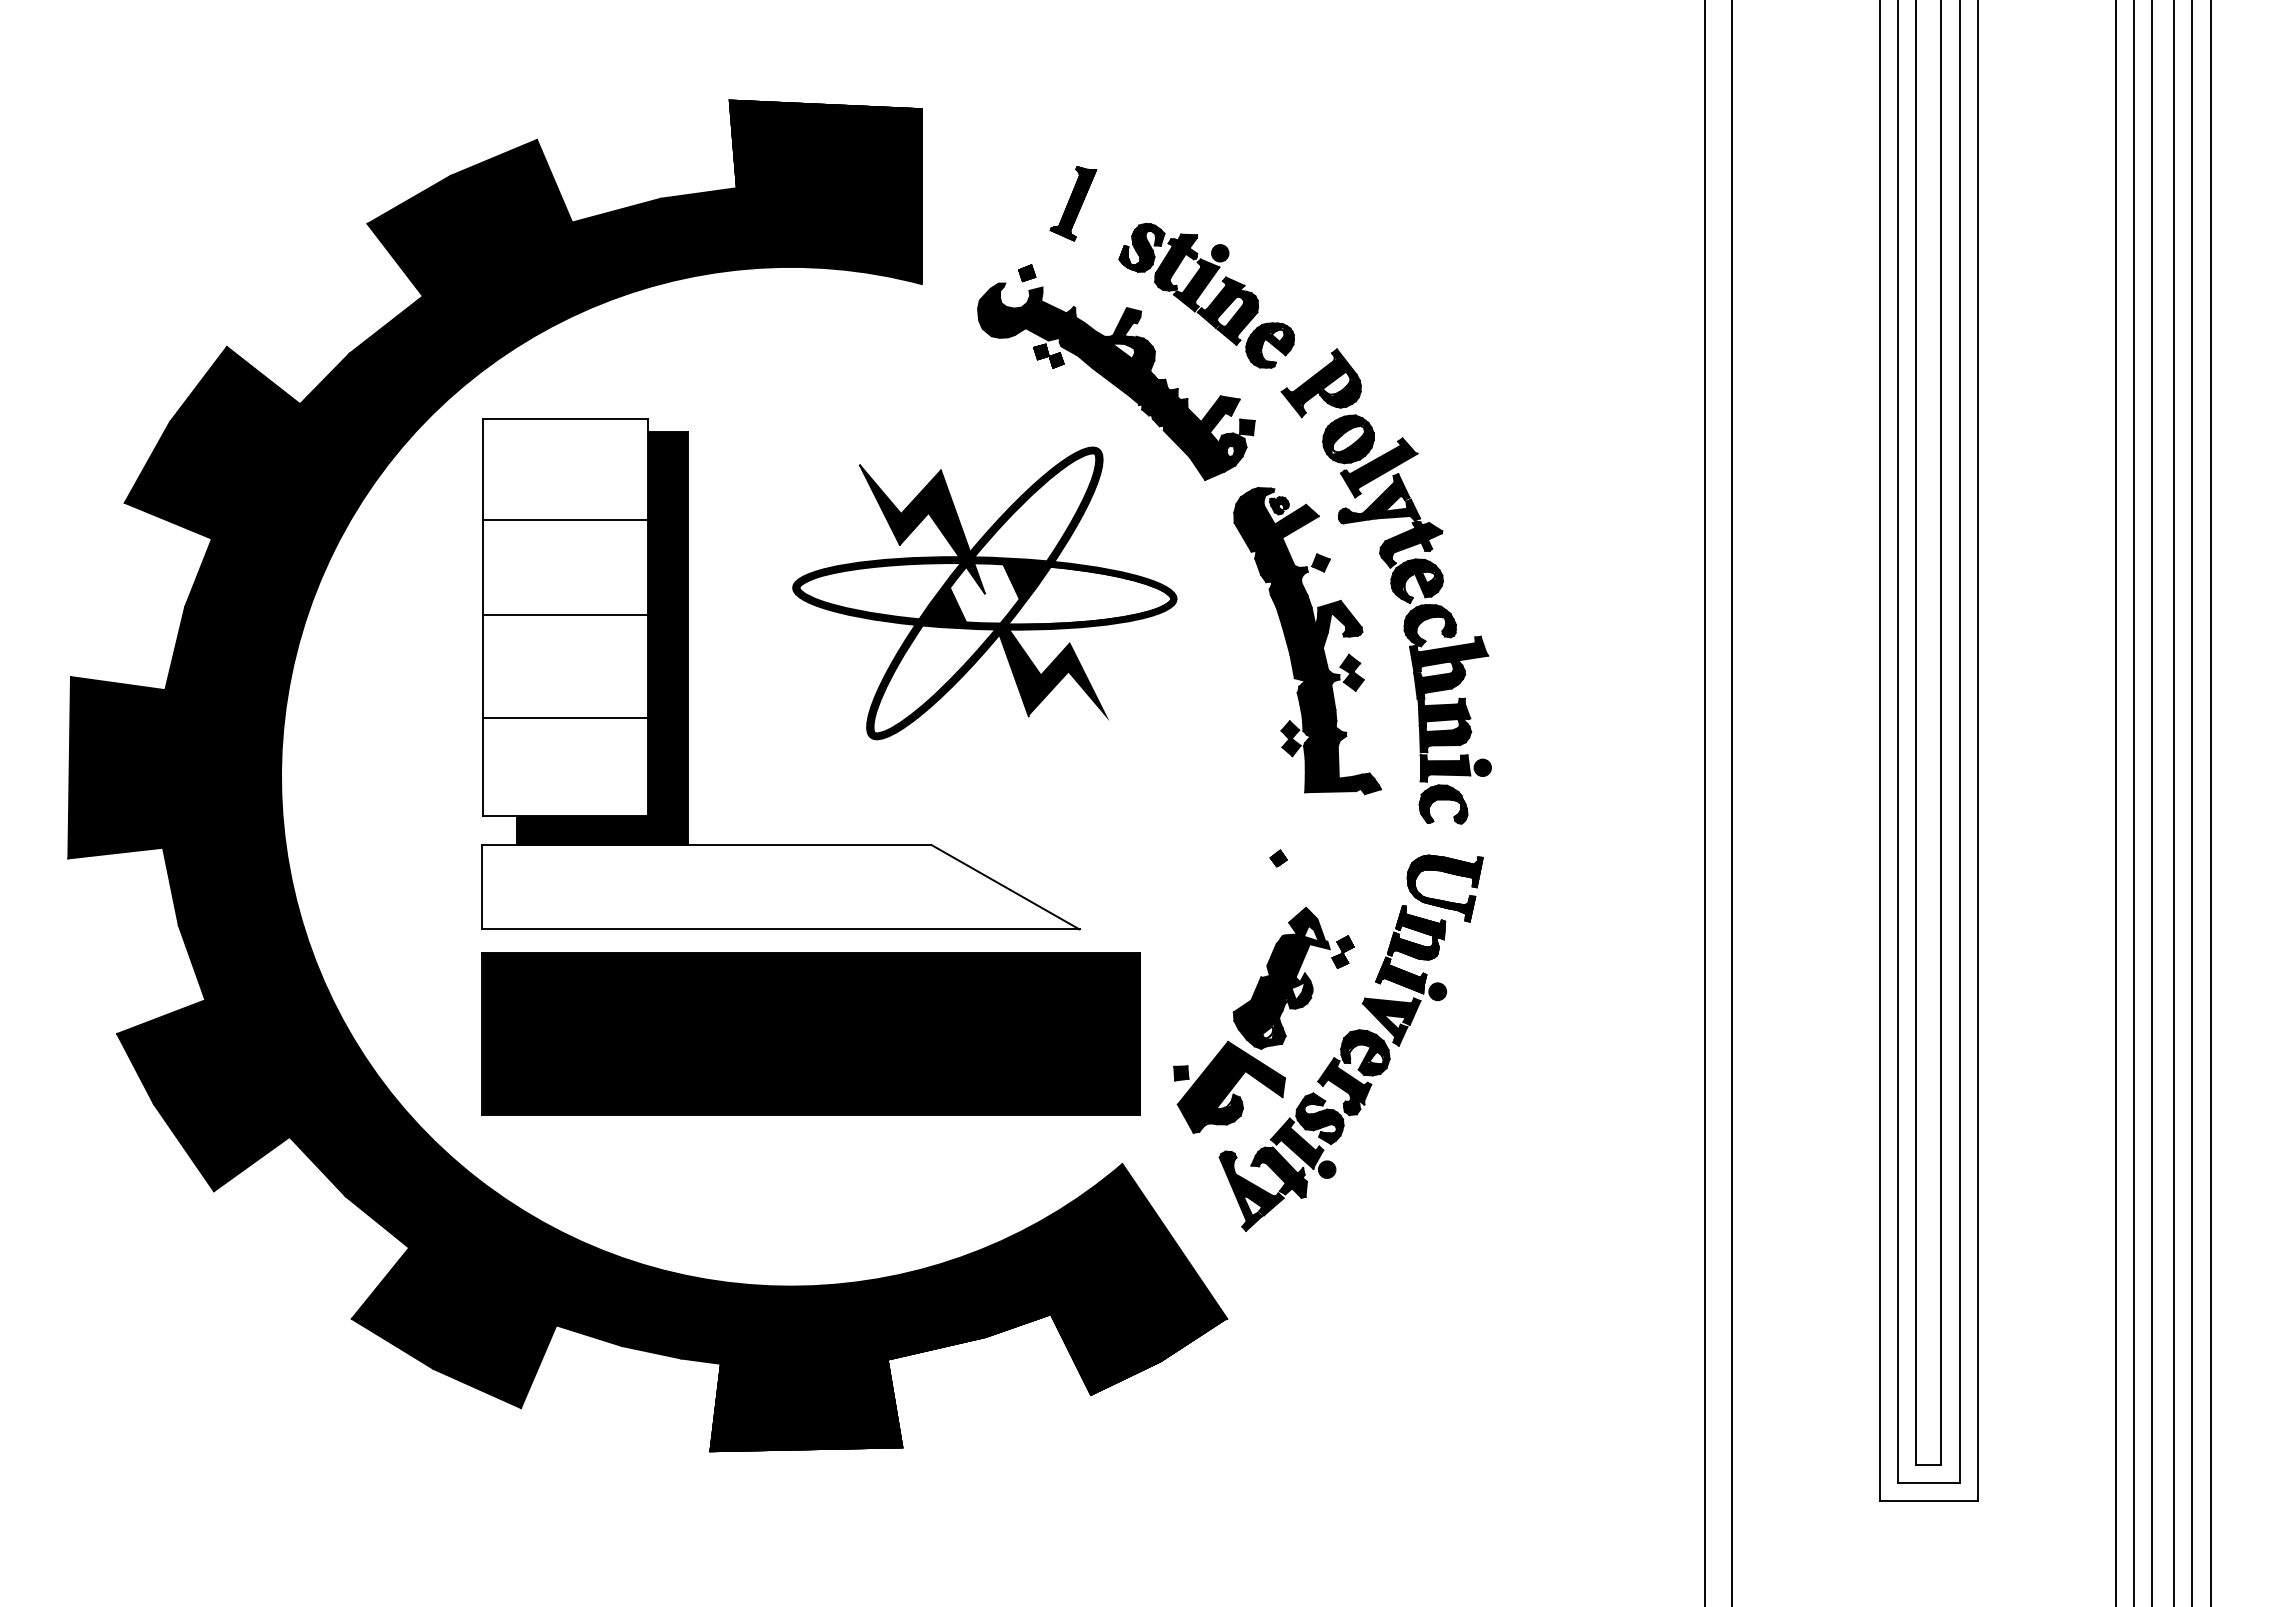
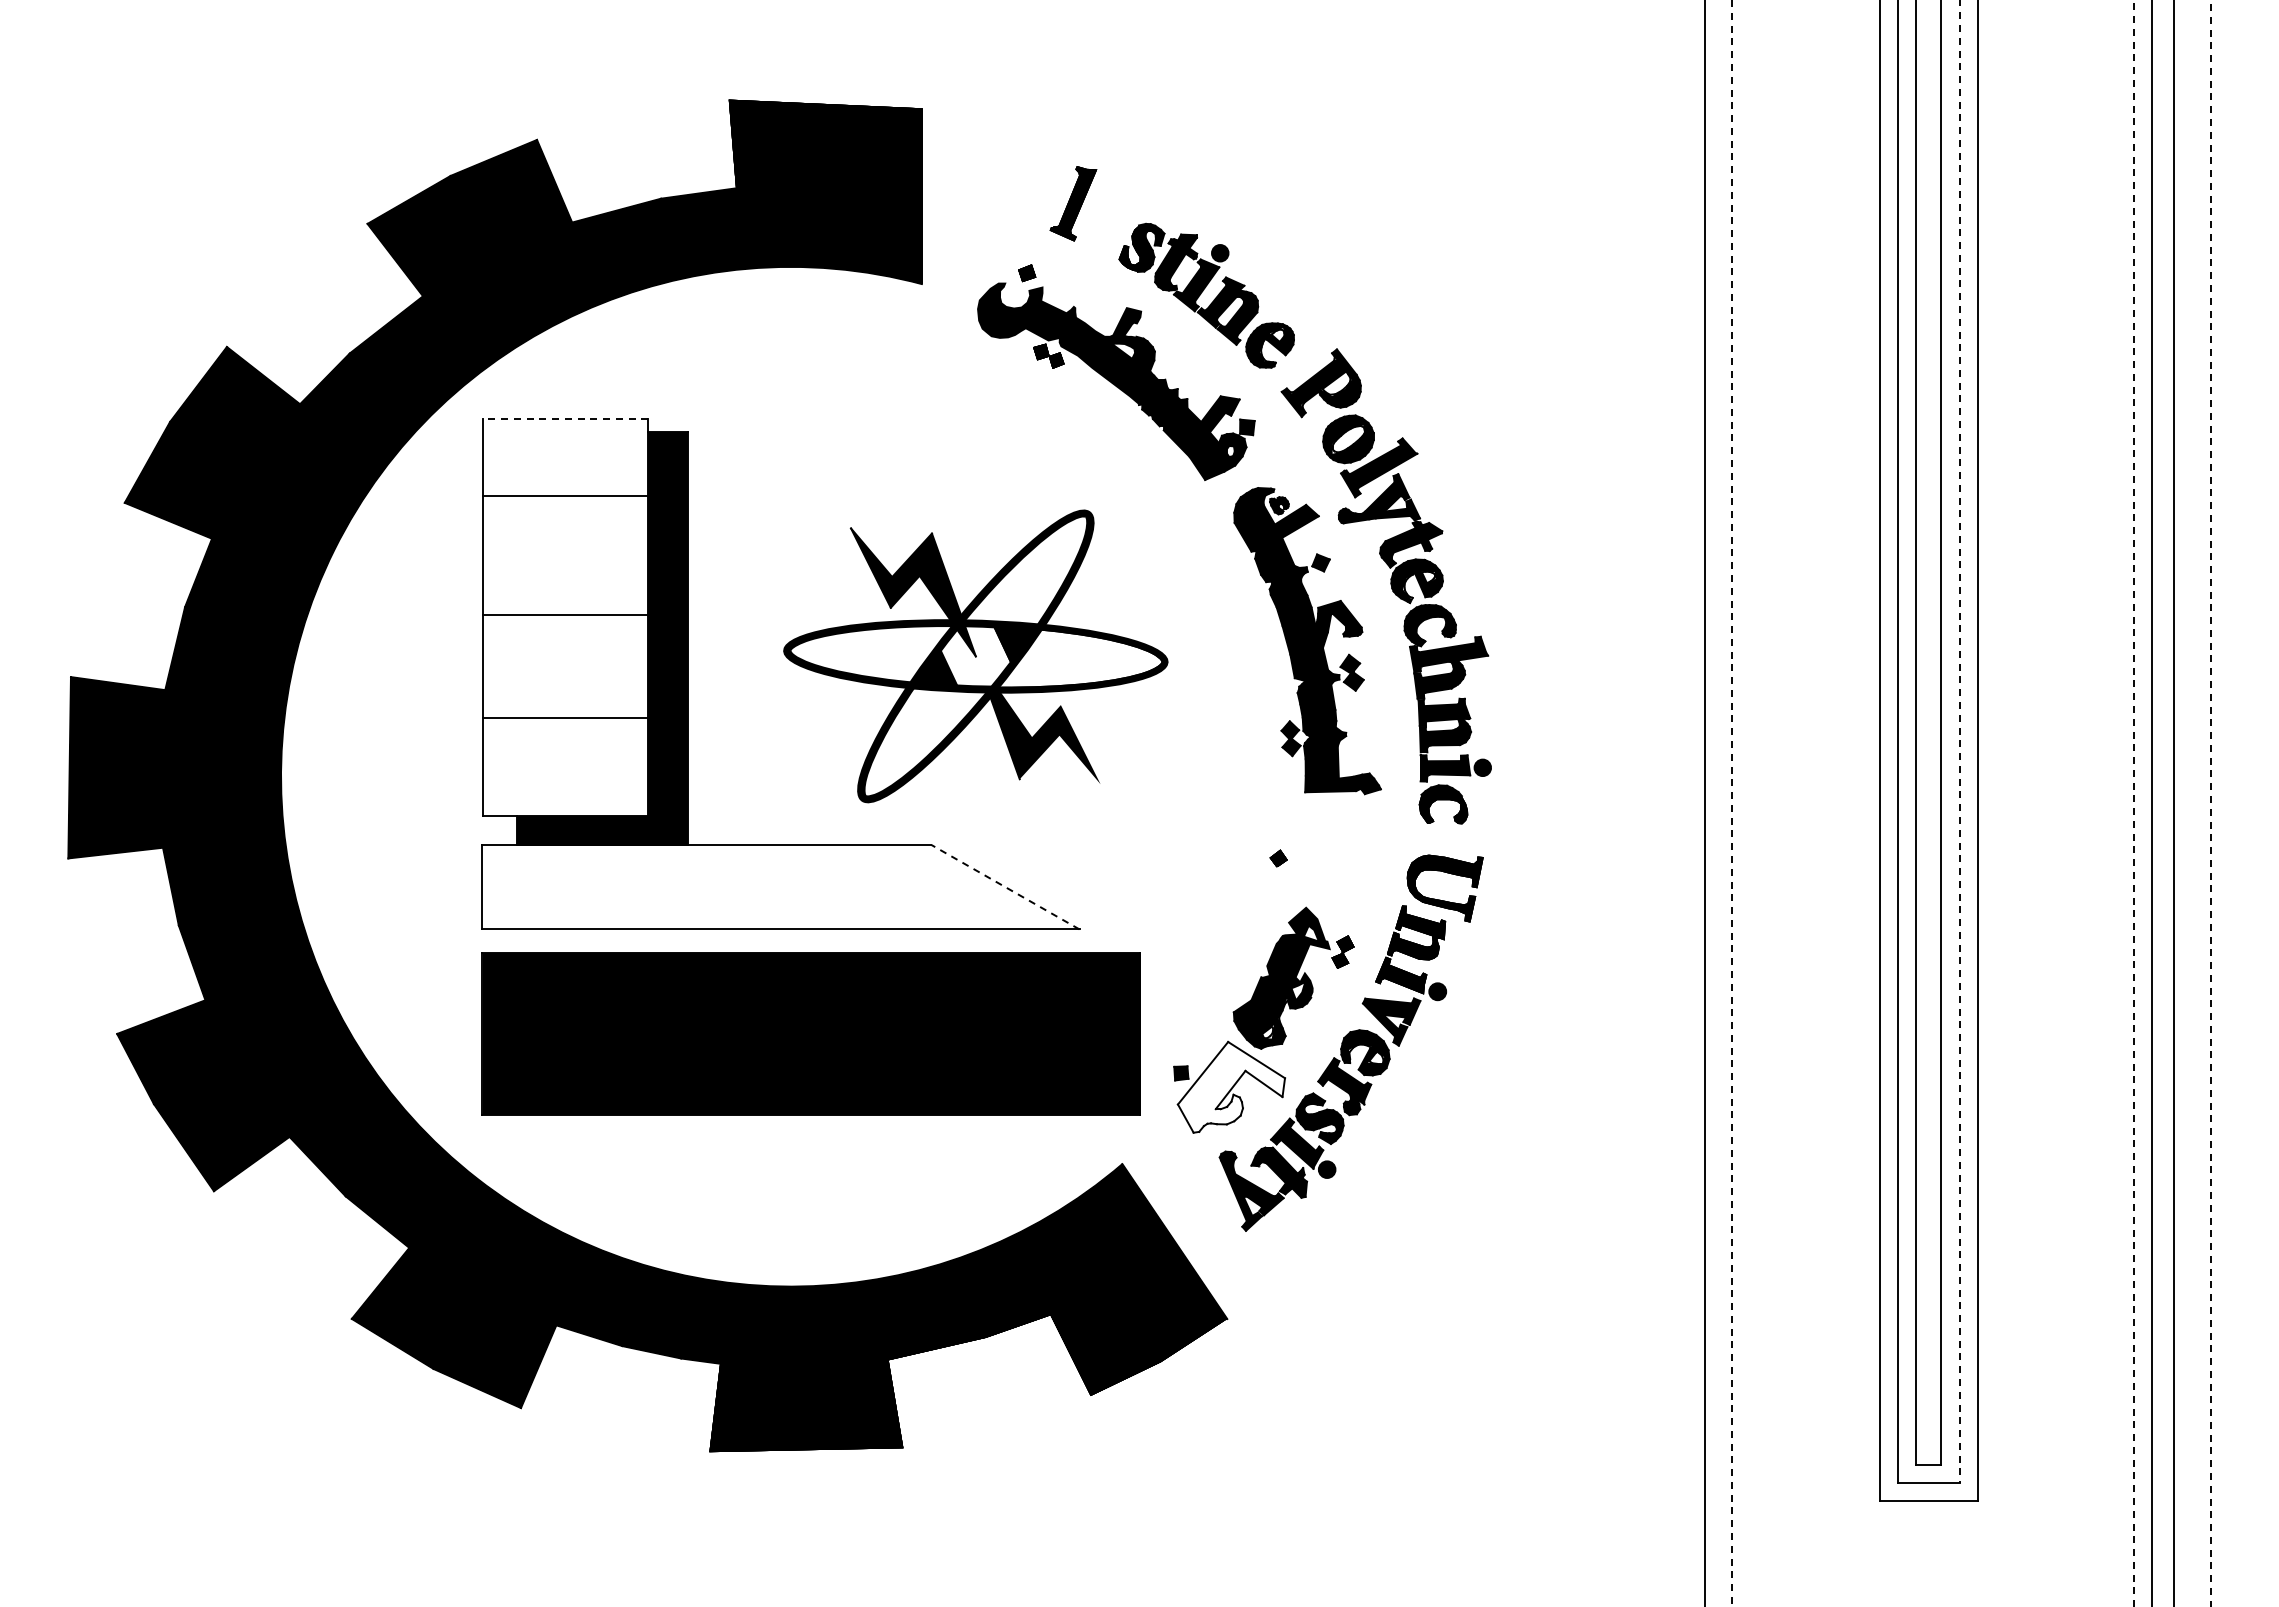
line: solid -> dashed (565, 419)
line position: (565, 520) -> (565, 496) (565, 496)
part position: (984, 593) -> (975, 656) (975, 656)
line: solid -> dashed (1959, 741)
line: present -> none (2115, 802)
line: solid -> dashed (2134, 802)
line: present -> none (2192, 802)
line: solid -> dashed (1732, 803)
line: solid -> dashed (2210, 803)
line: solid -> dashed (1005, 886)
fill: present -> none (1231, 1086)
